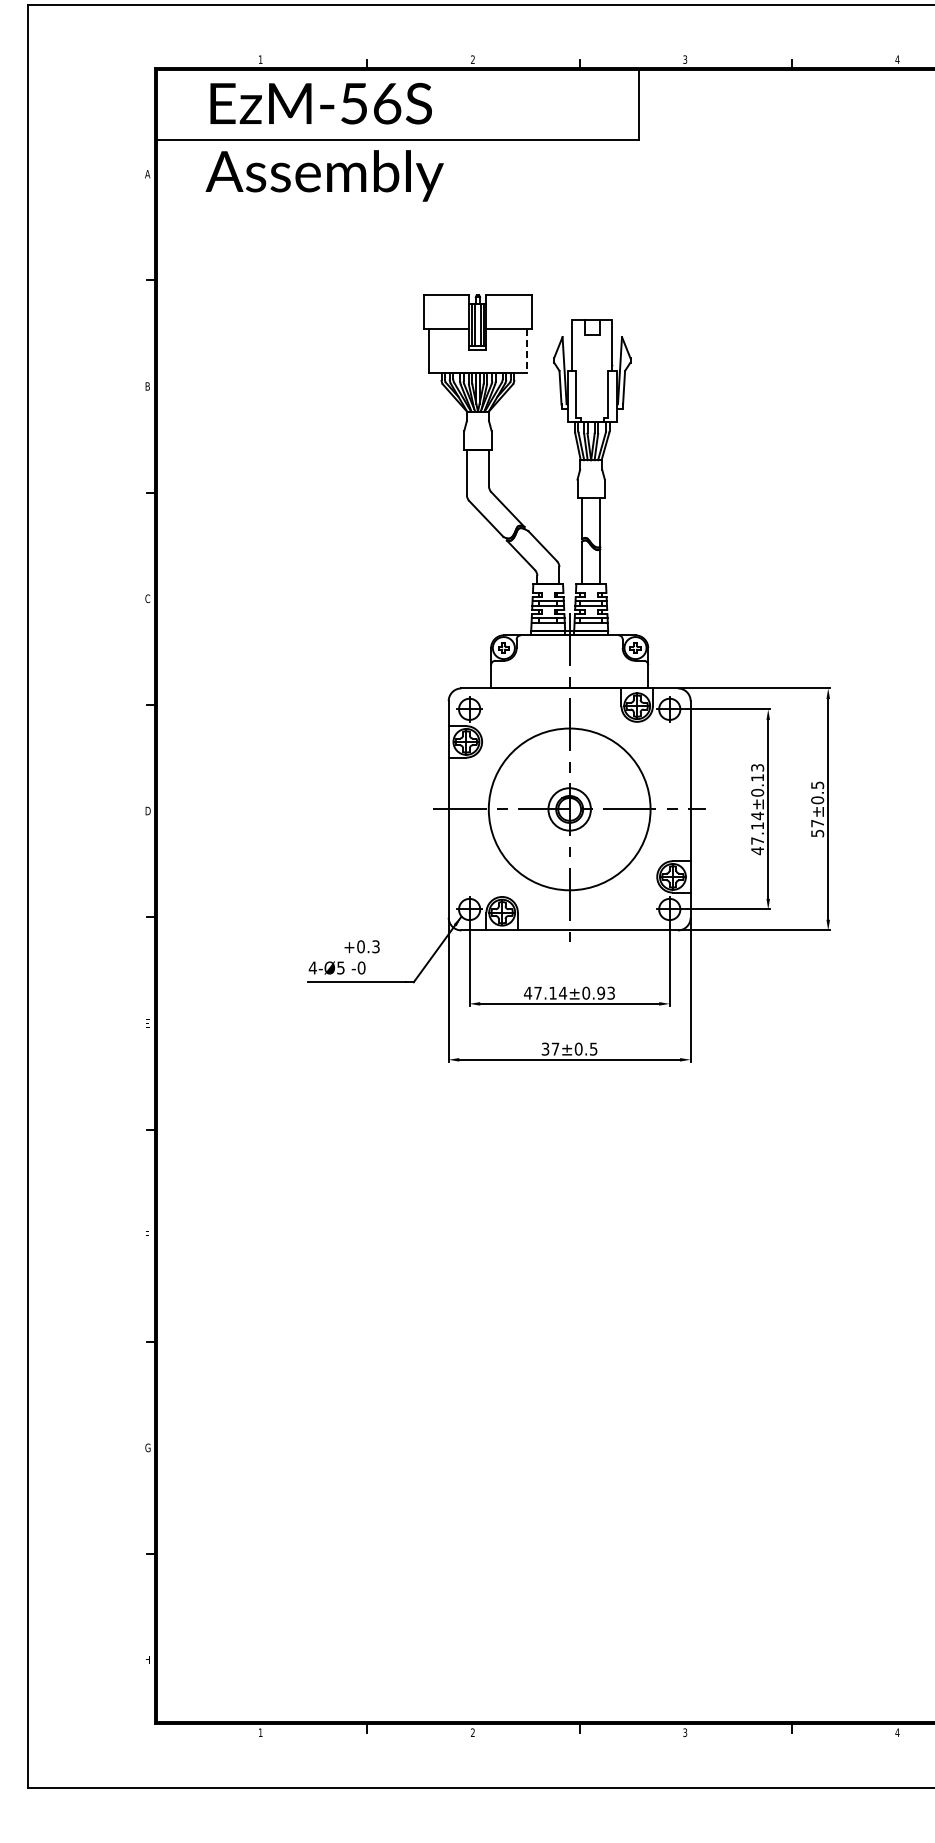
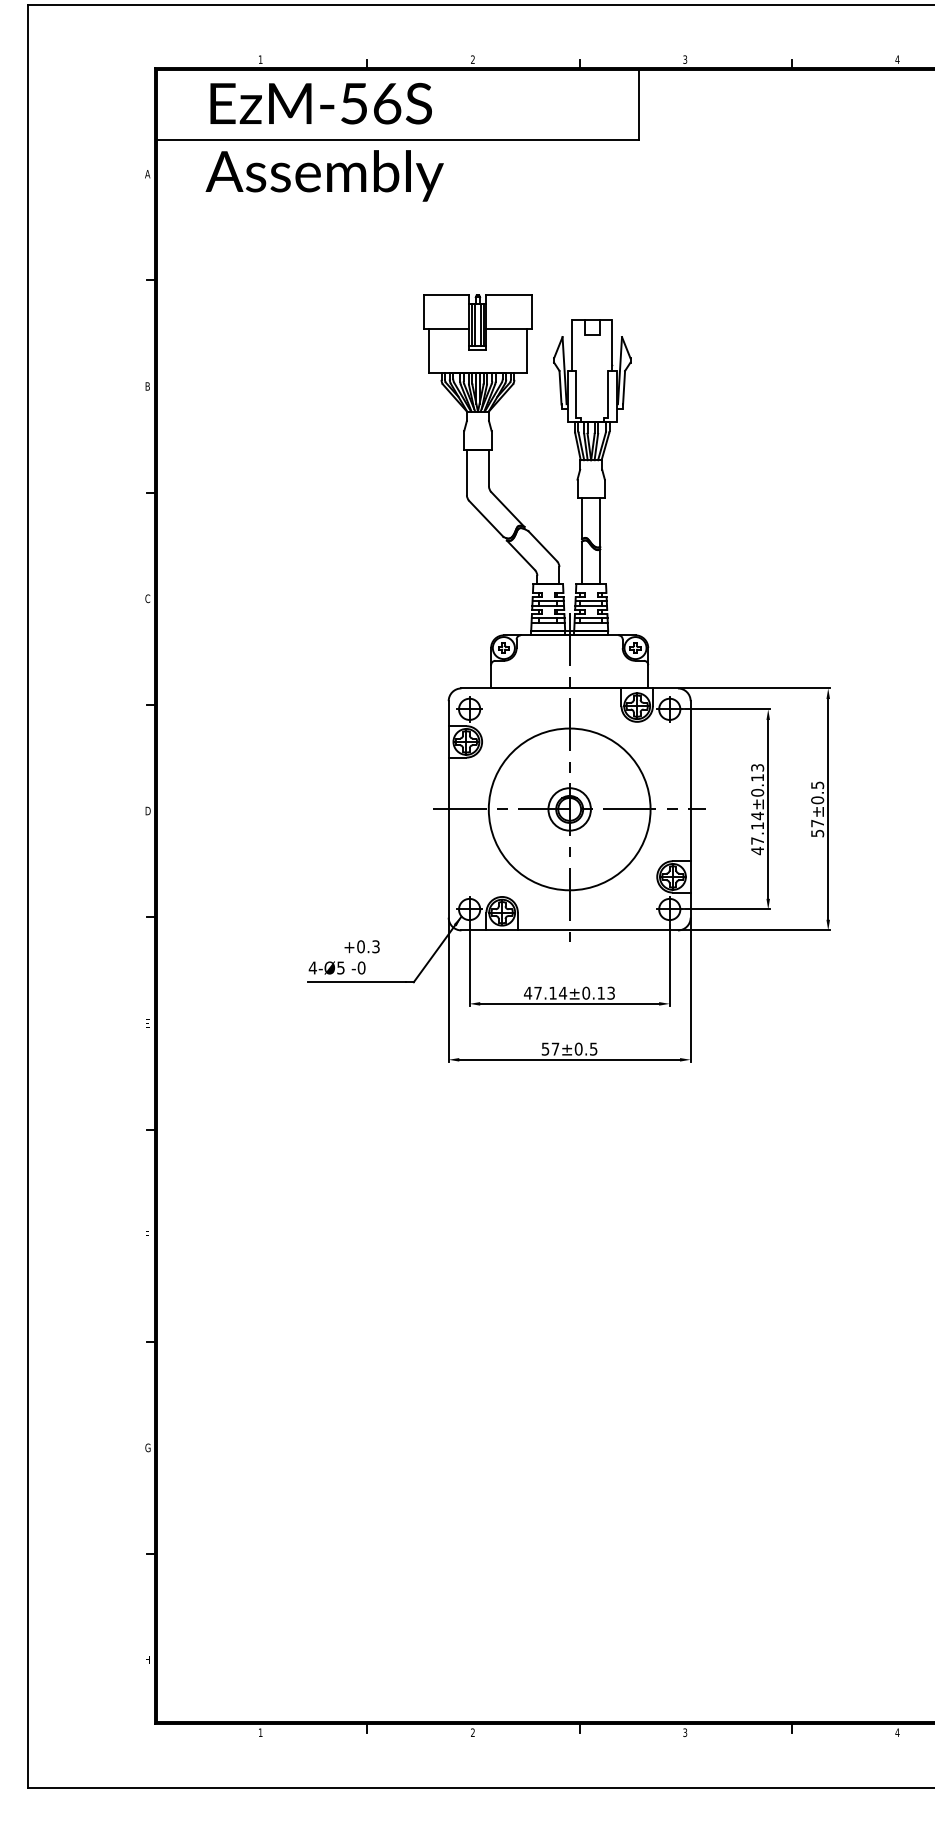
line: dashed -> solid (526, 351)
text: 47.14±0.93 -> 47.14±0.13 (601, 992)
text: 37±0.5 -> 57±0.5 (545, 1048)
